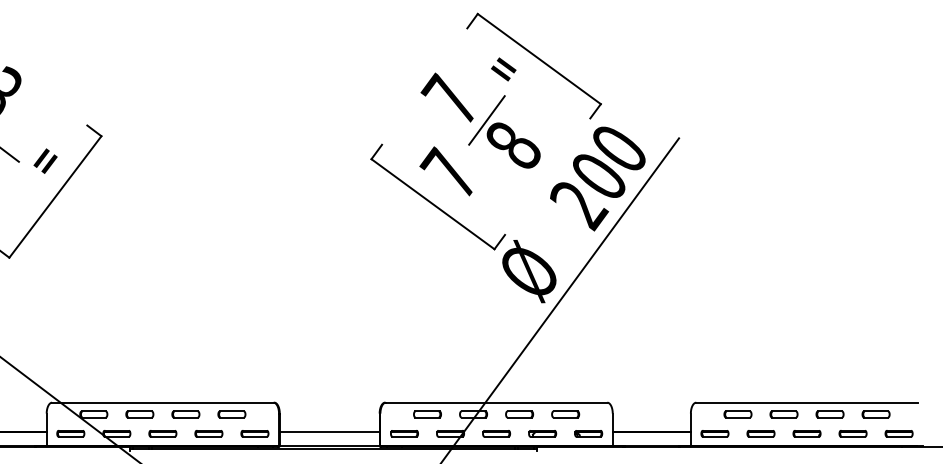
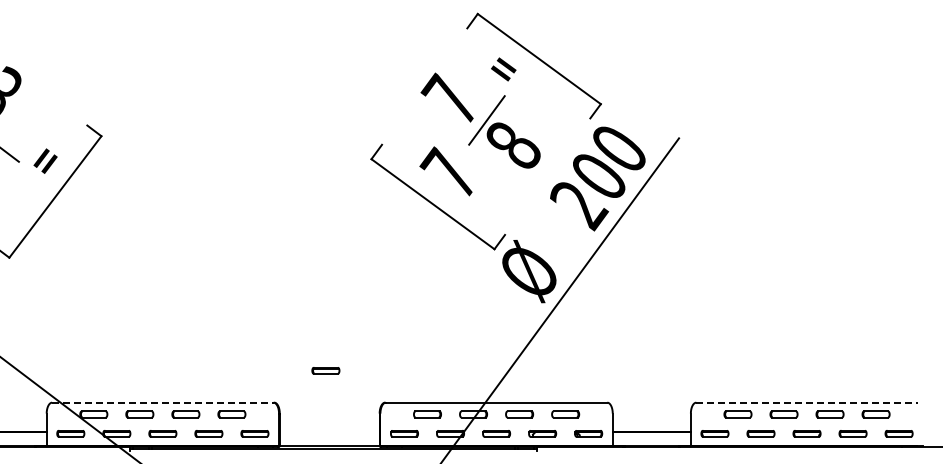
part: none -> present (325, 370)
line: solid -> dashed (162, 402)
line: solid -> dashed (807, 402)
line: present -> none (329, 431)
